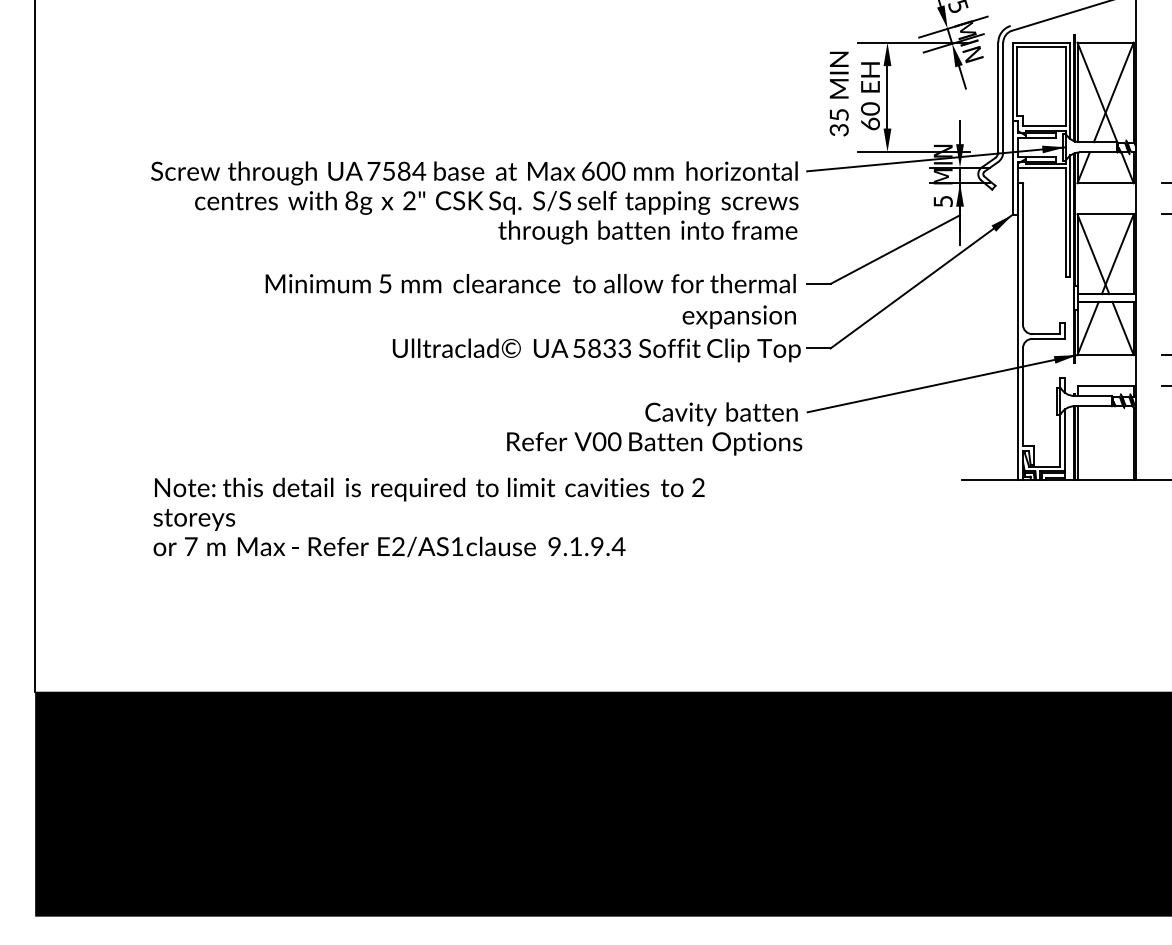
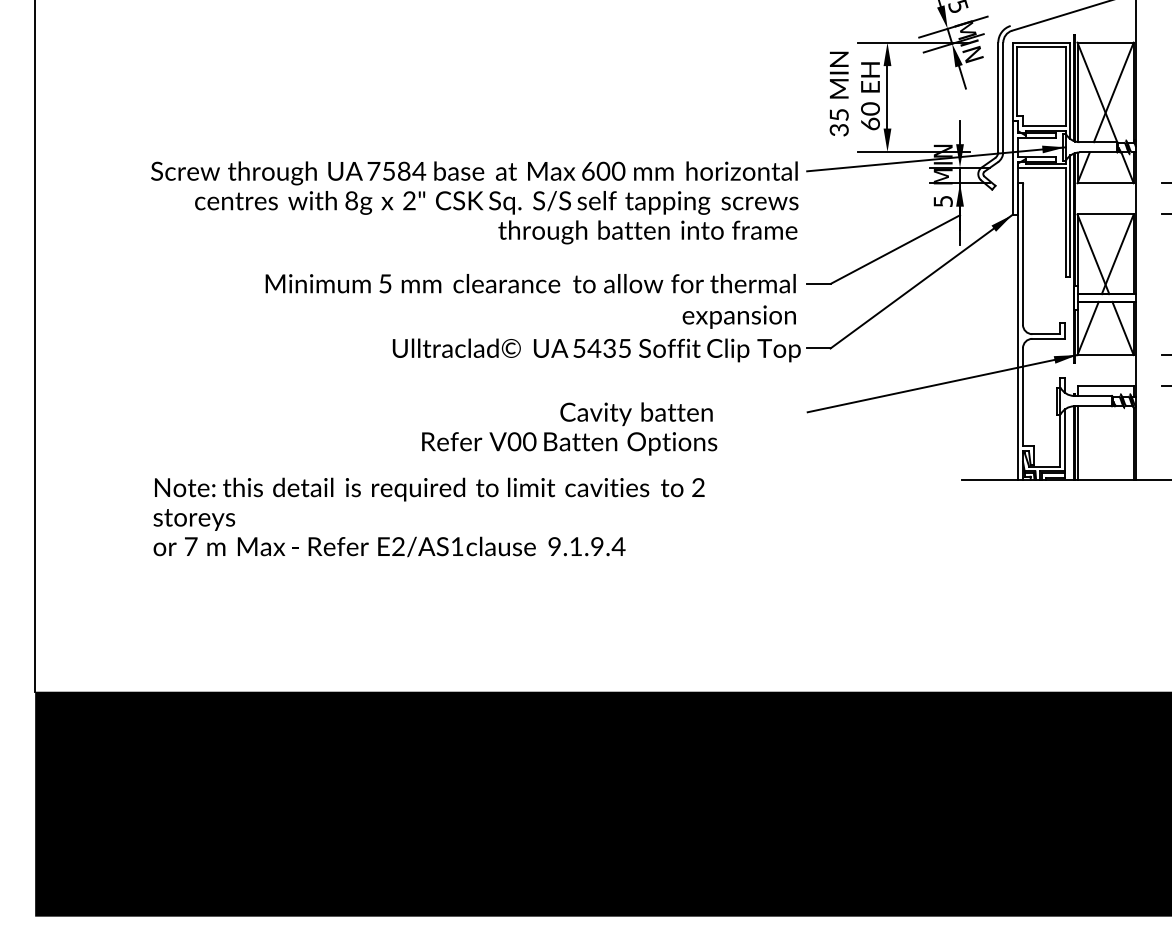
text: 5833 -> 5435 (608, 348)
text position: (654, 428) -> (569, 428) (569, 428)
